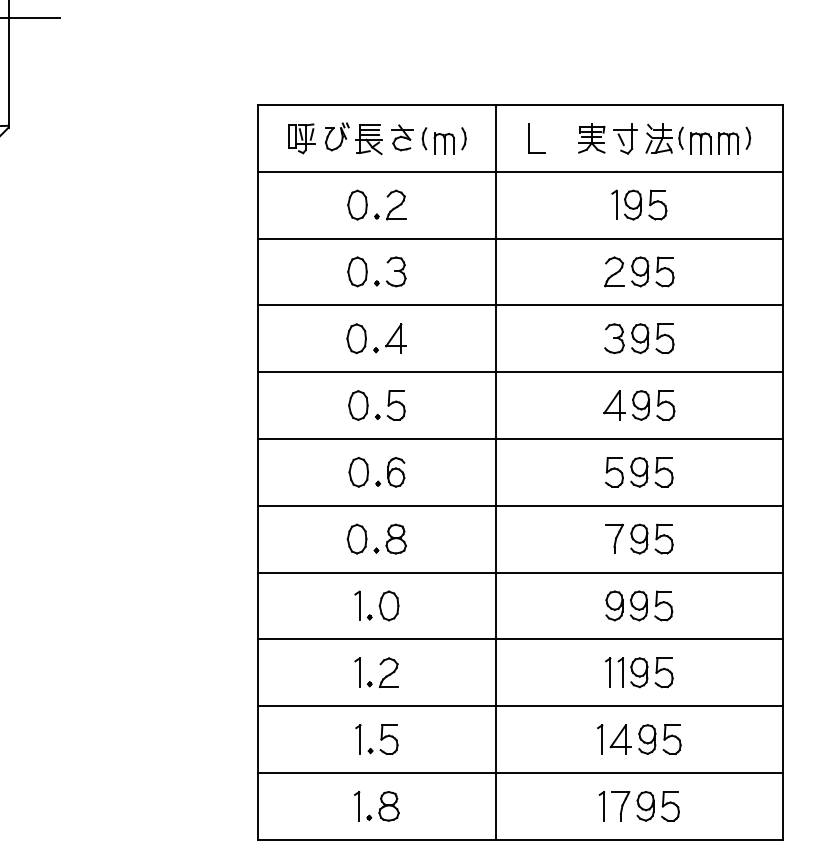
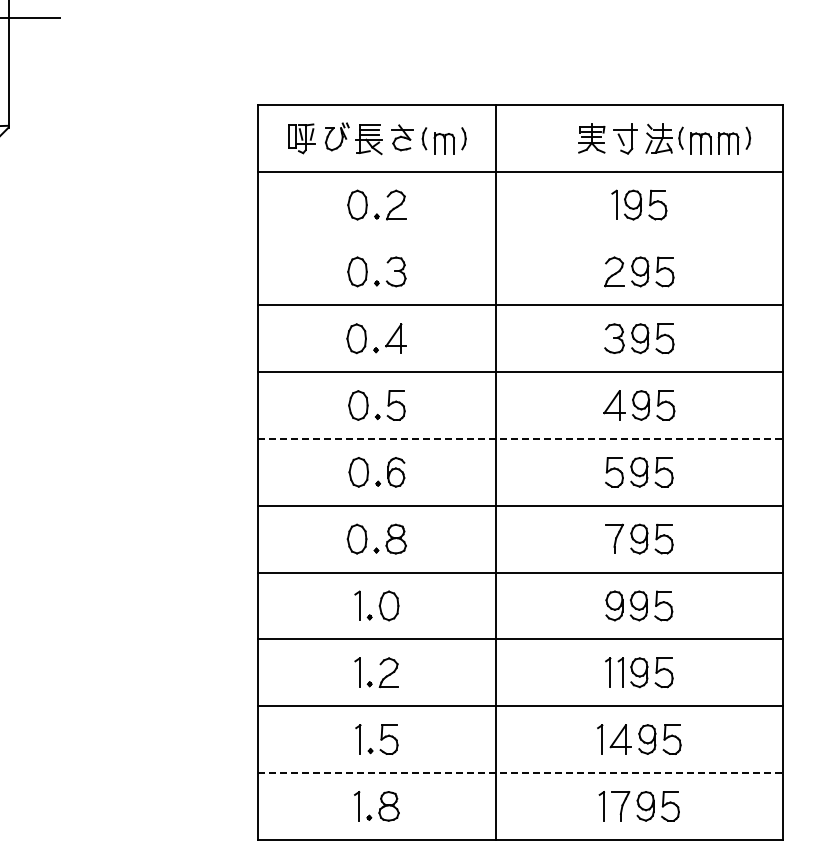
part: present -> none (529, 138)
line: present -> none (519, 238)
line: solid -> dashed (520, 438)
line: solid -> dashed (520, 772)
